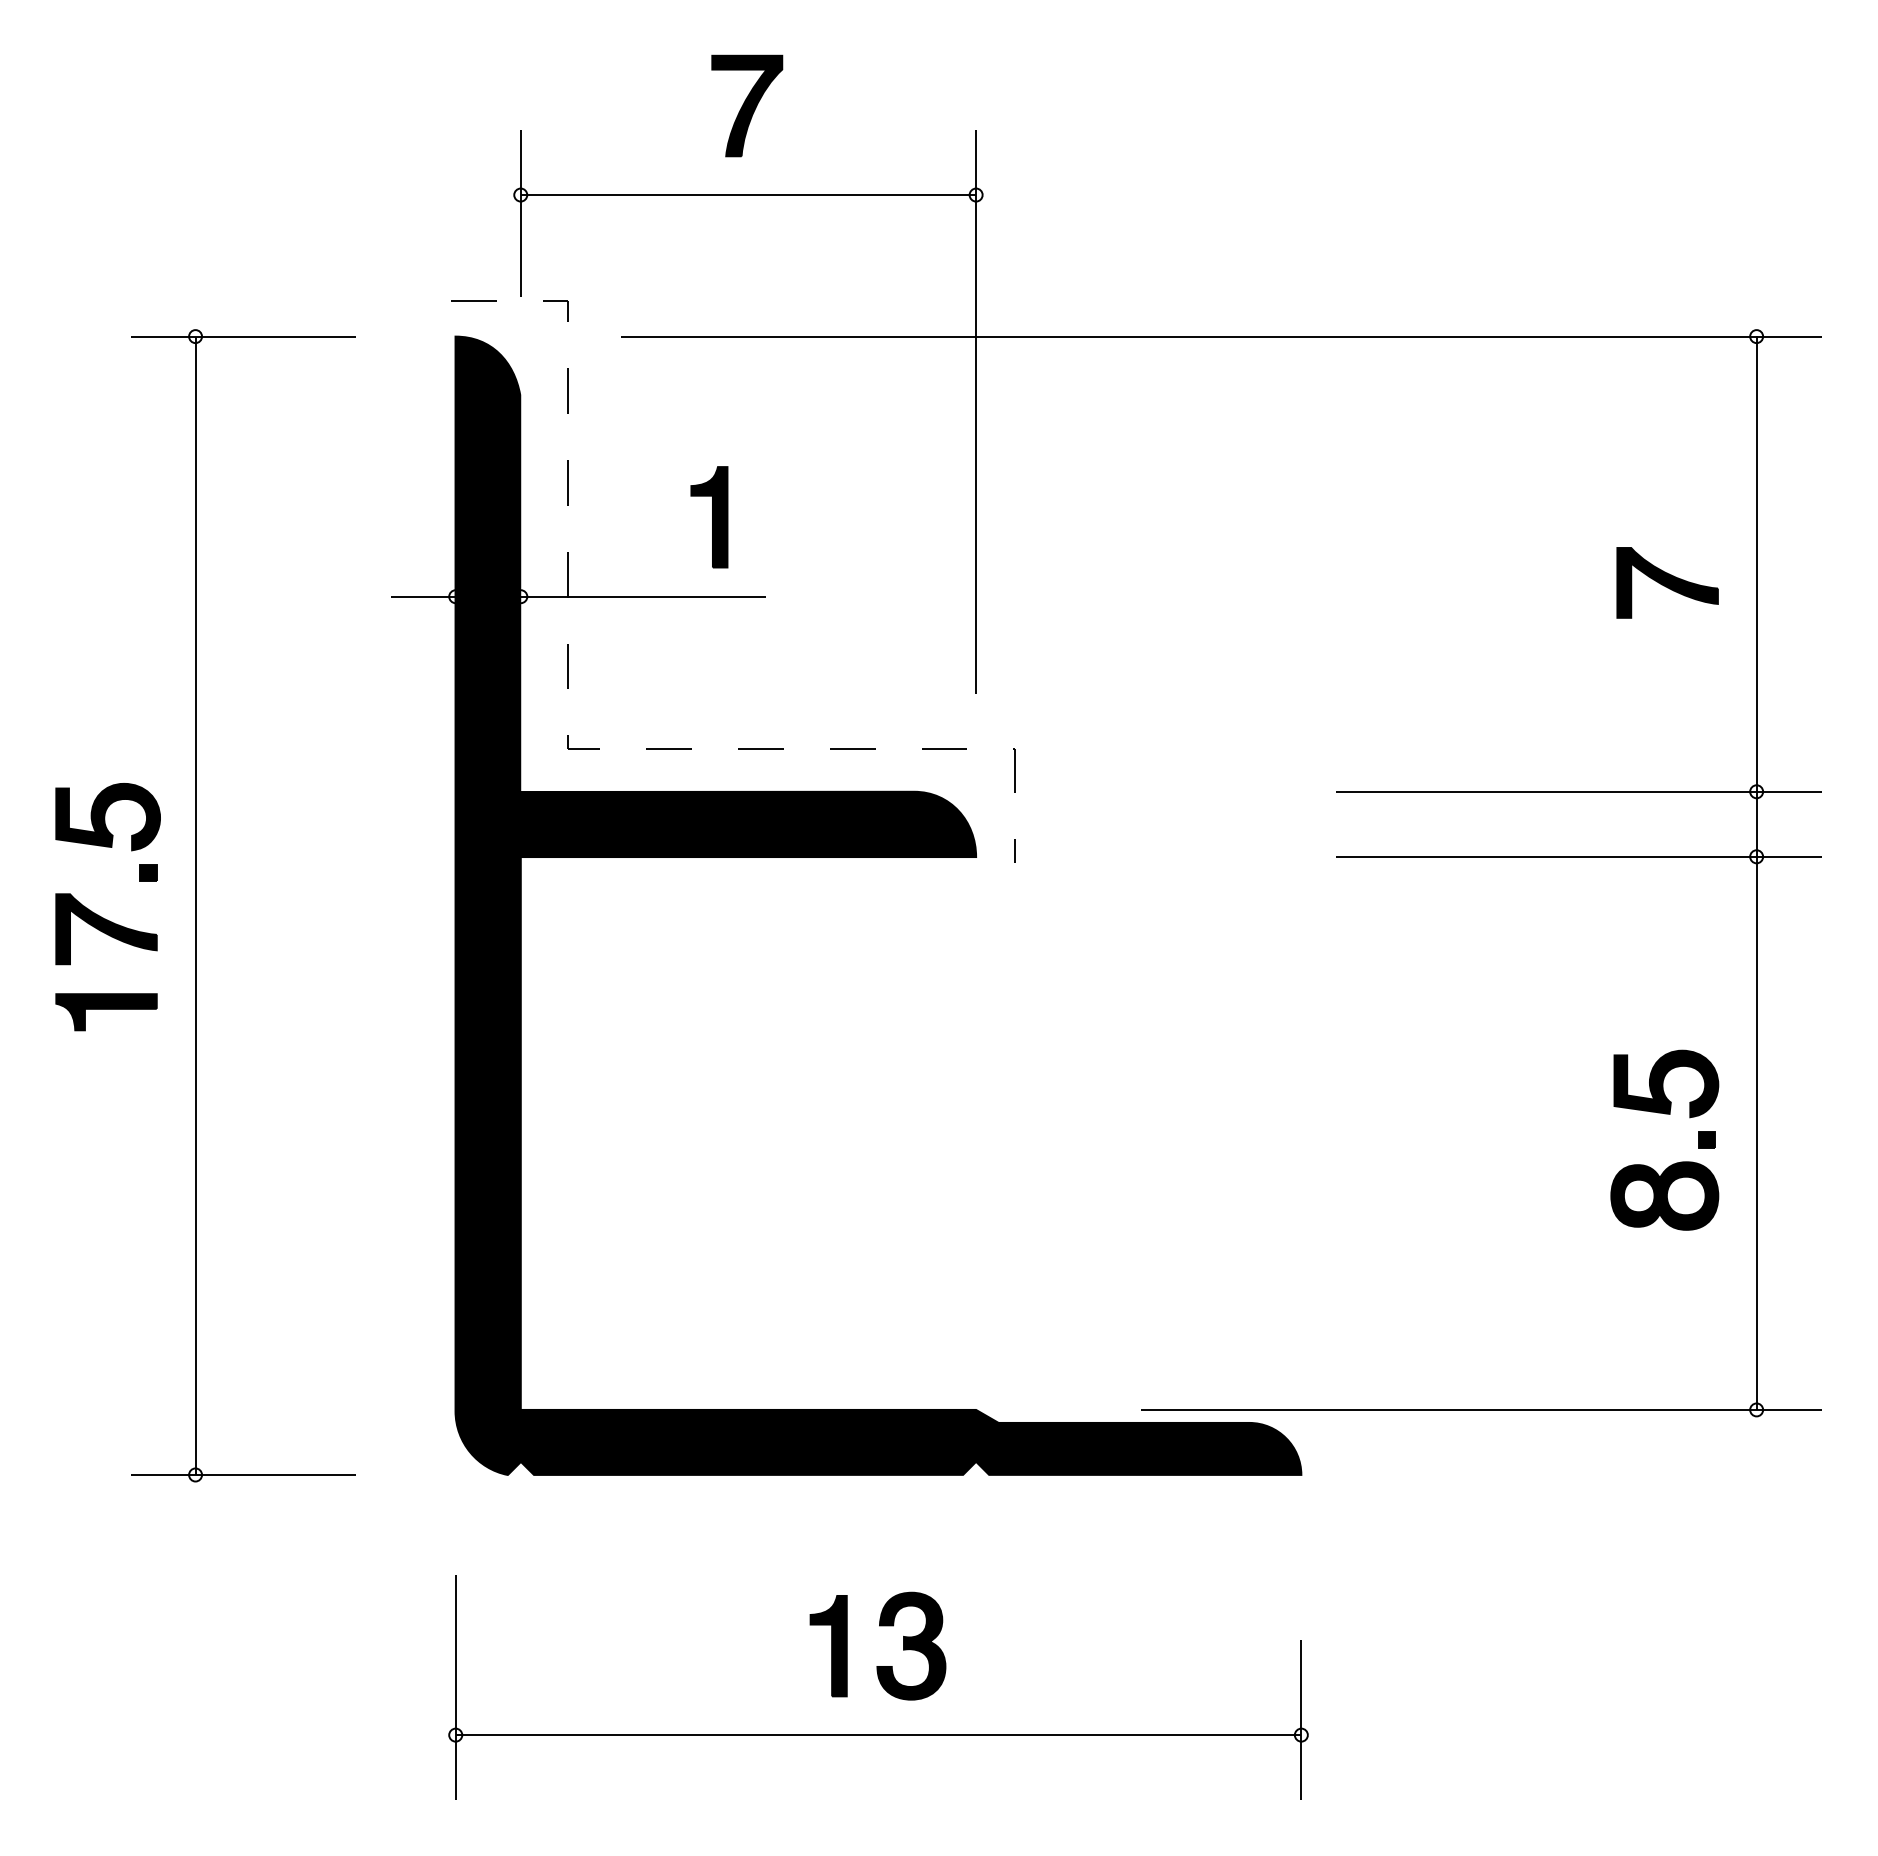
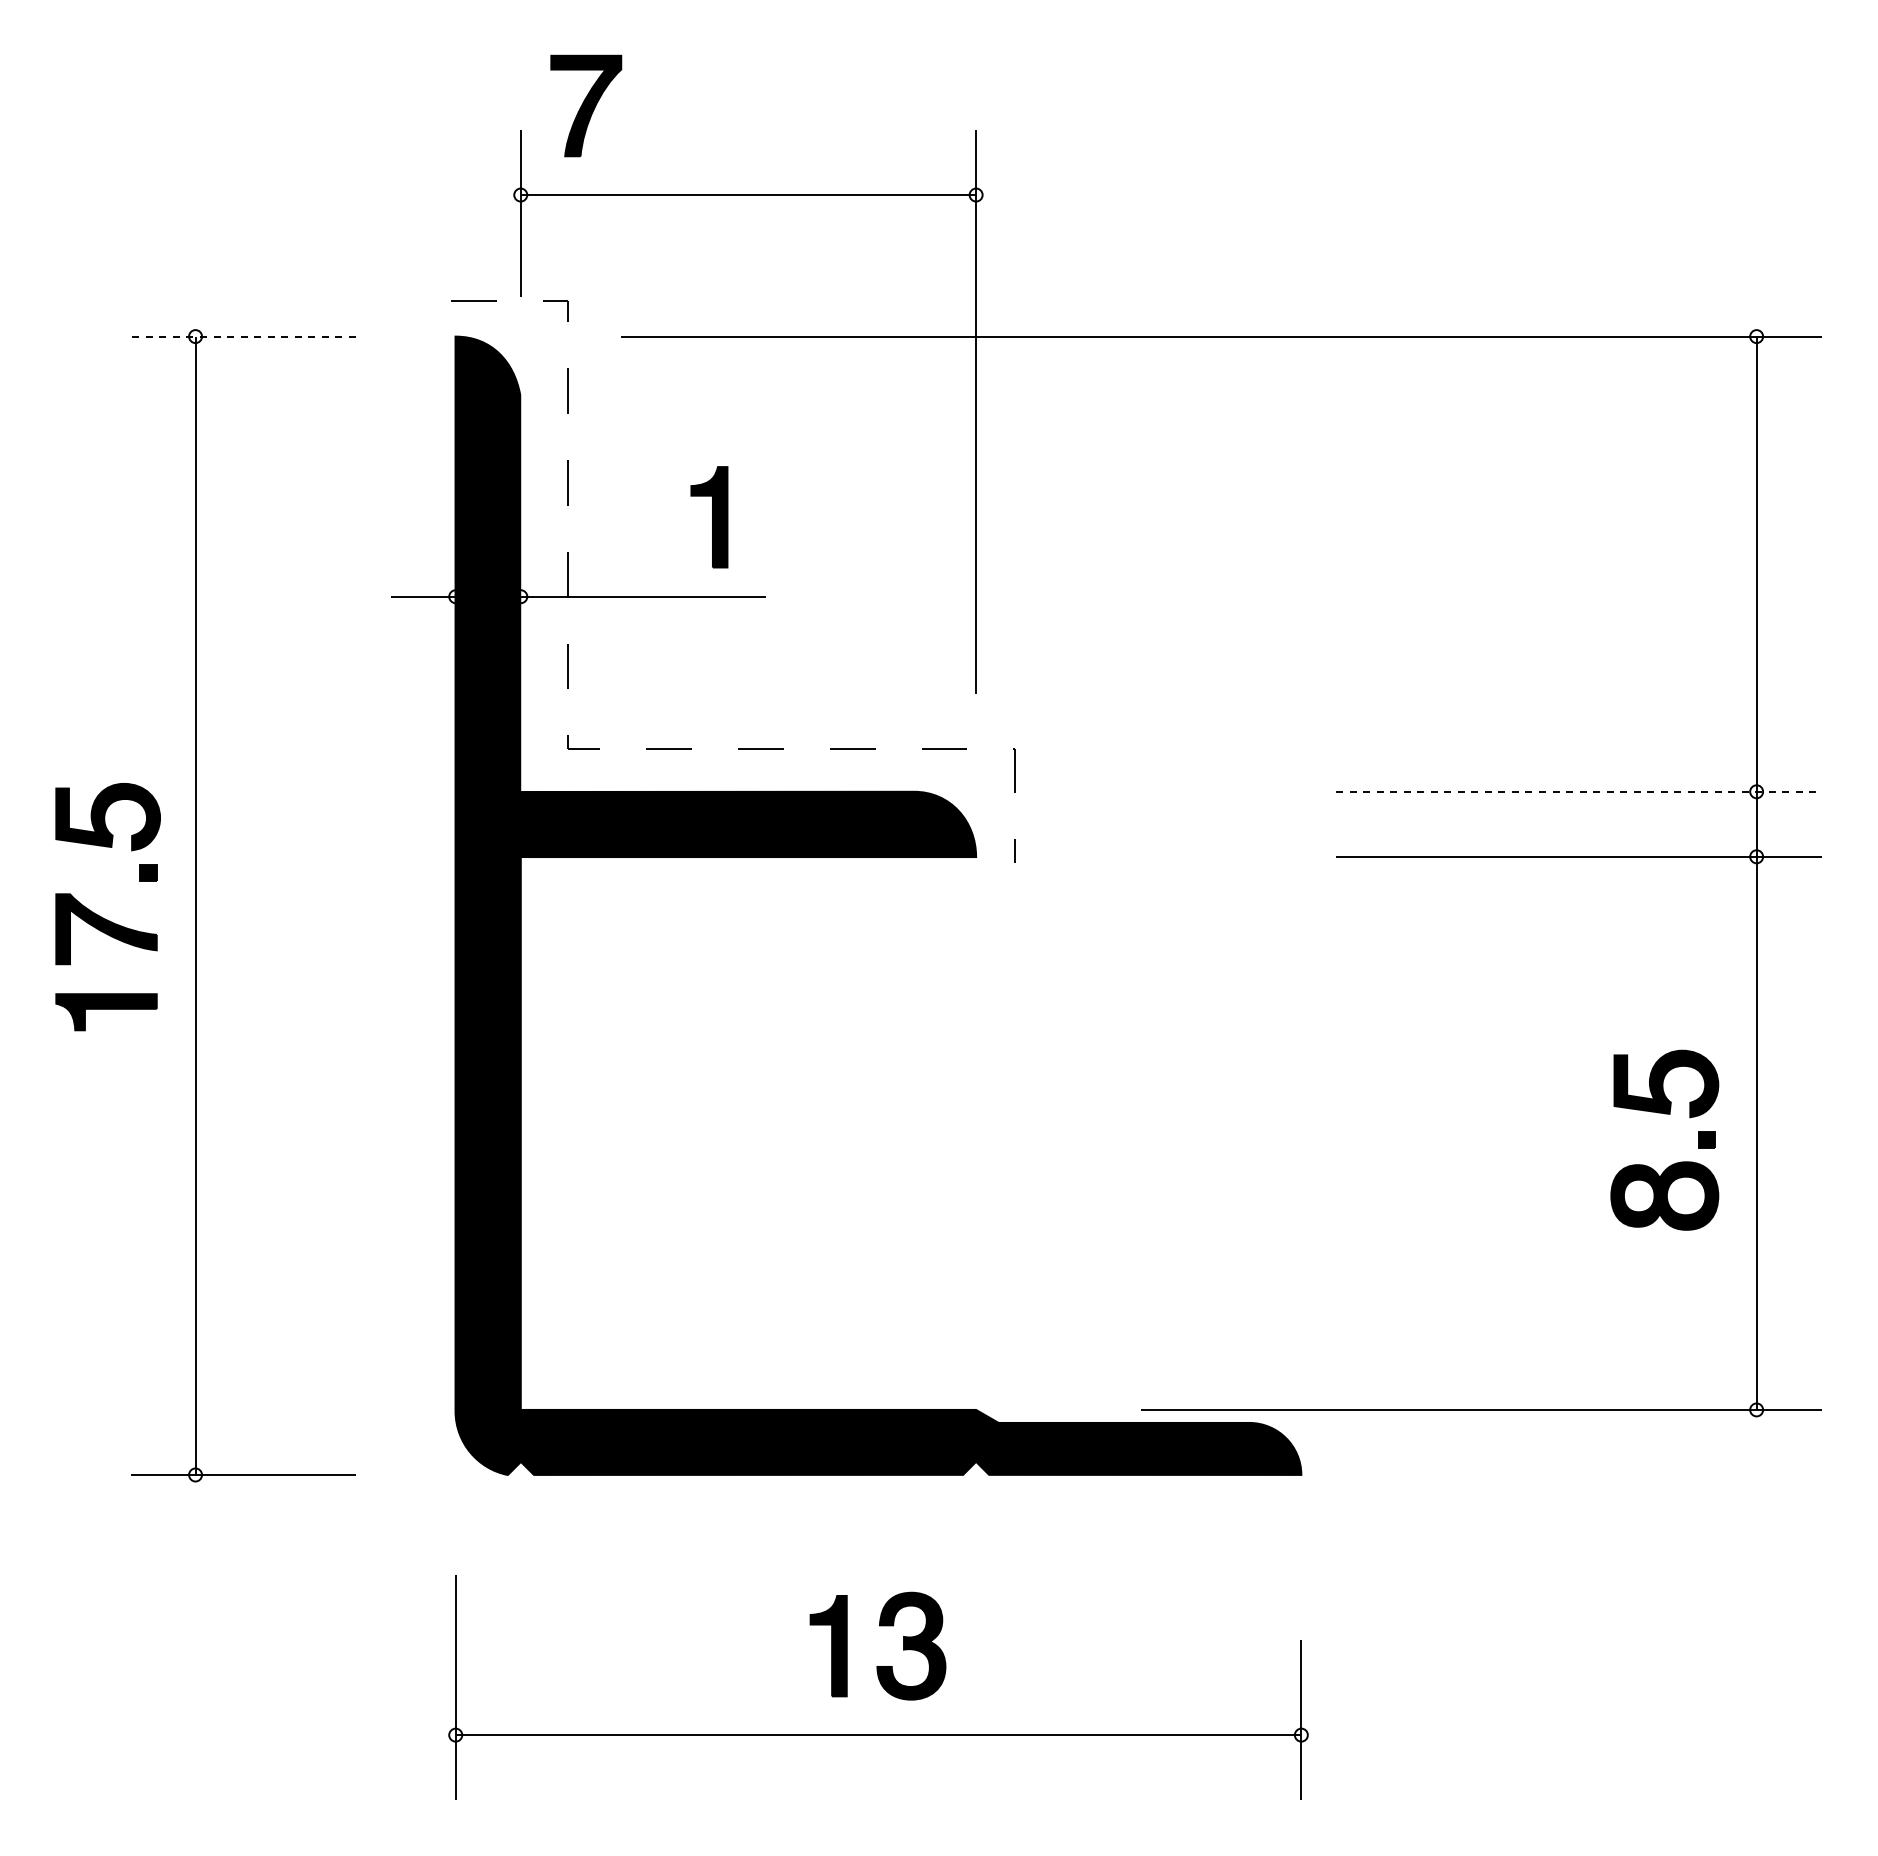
part position: (747, 105) -> (586, 105) (586, 105)
line: solid -> dashed (242, 336)
part: present -> none (1667, 582)
line: solid -> dashed (1579, 791)
